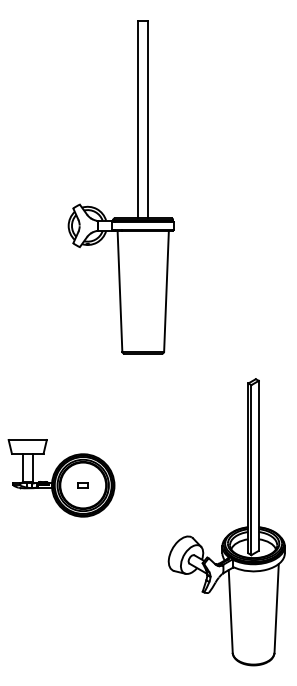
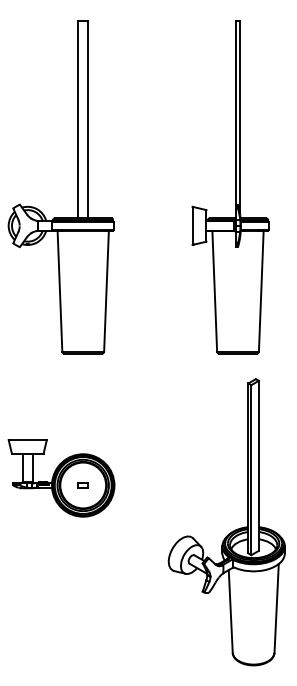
part position: (137, 187) -> (77, 187) (77, 187)
part: none -> present (230, 187)
